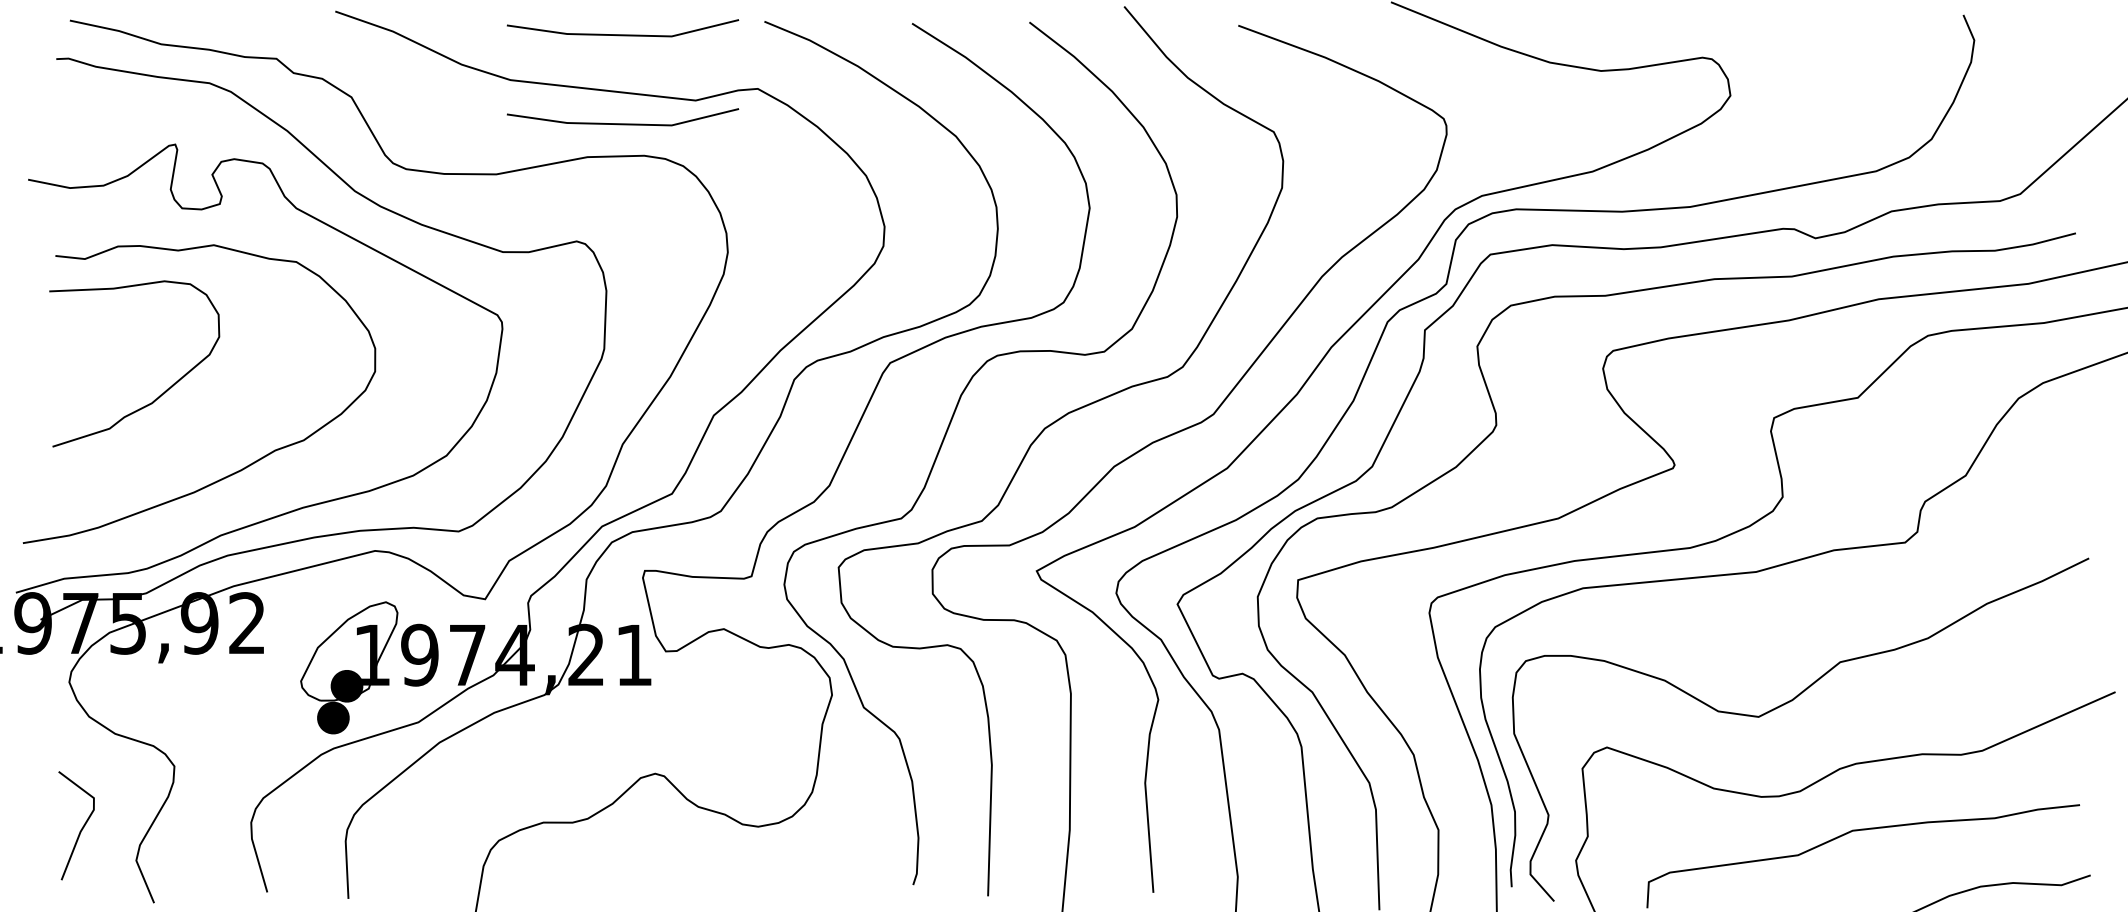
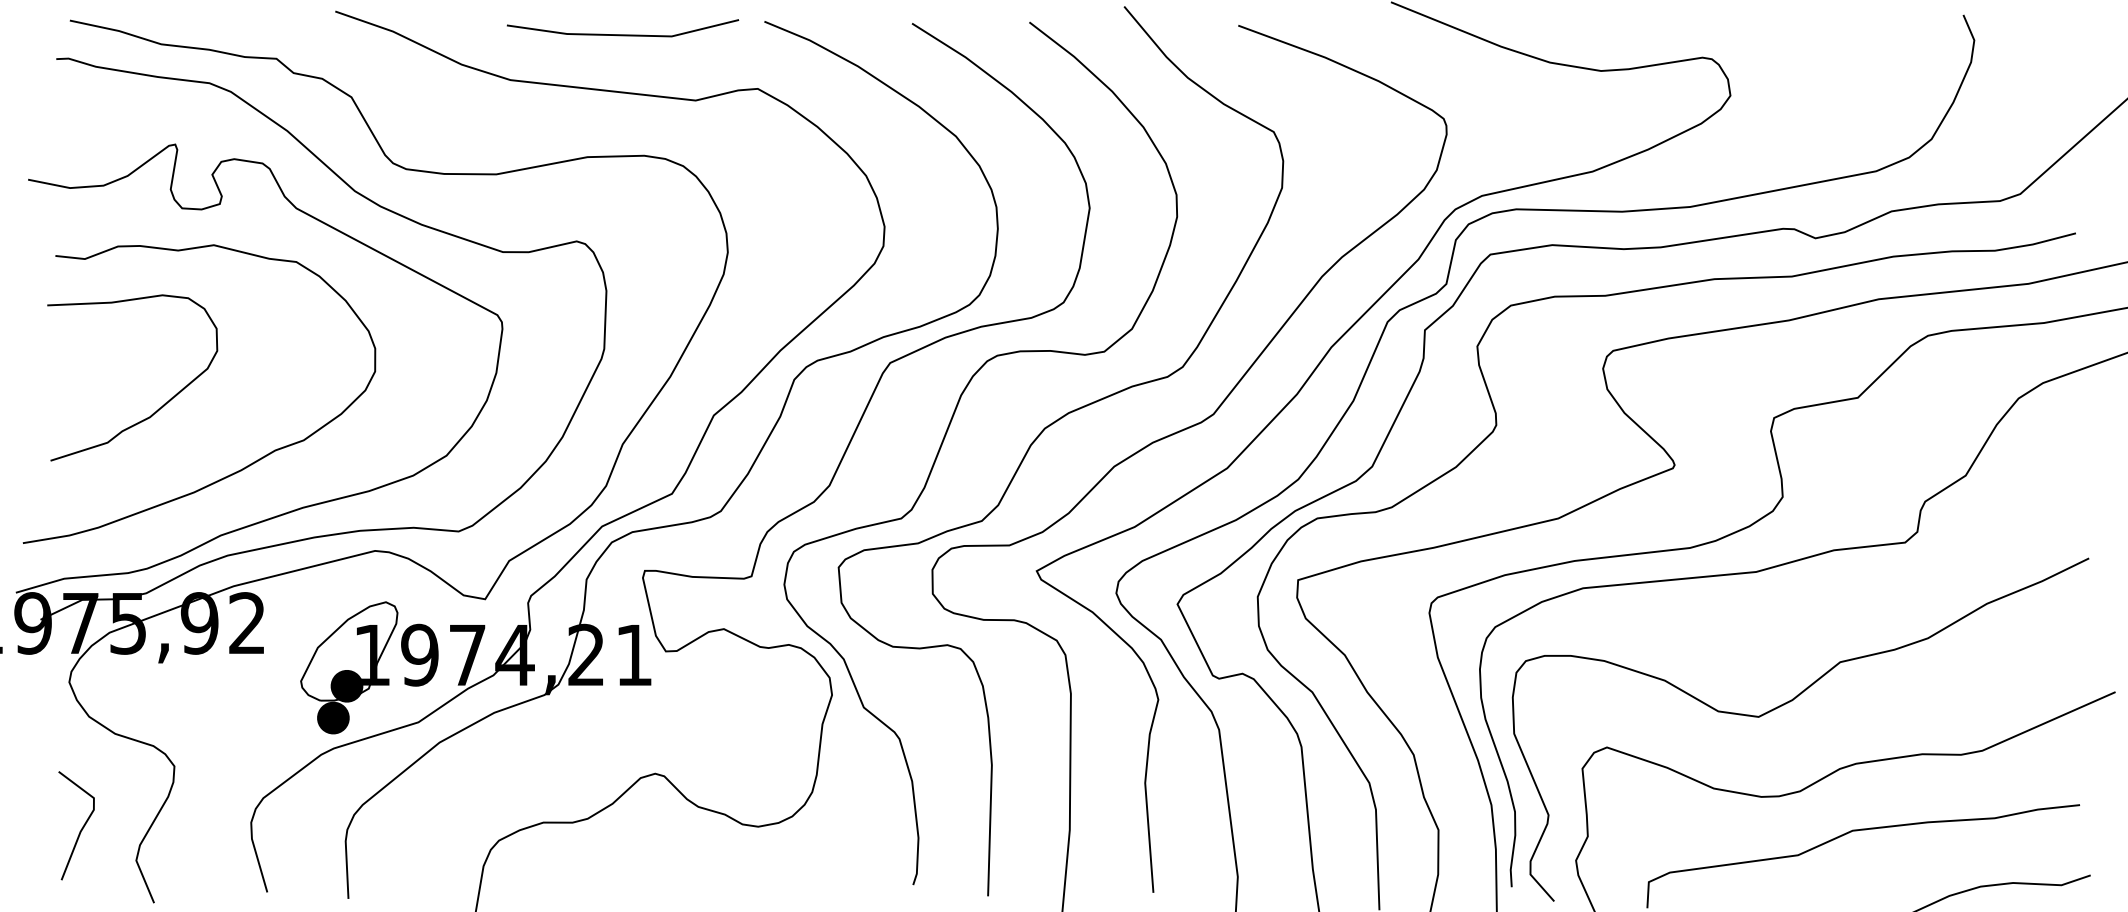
line: present -> none (623, 123)
part position: (160, 394) -> (158, 408) (158, 408)
